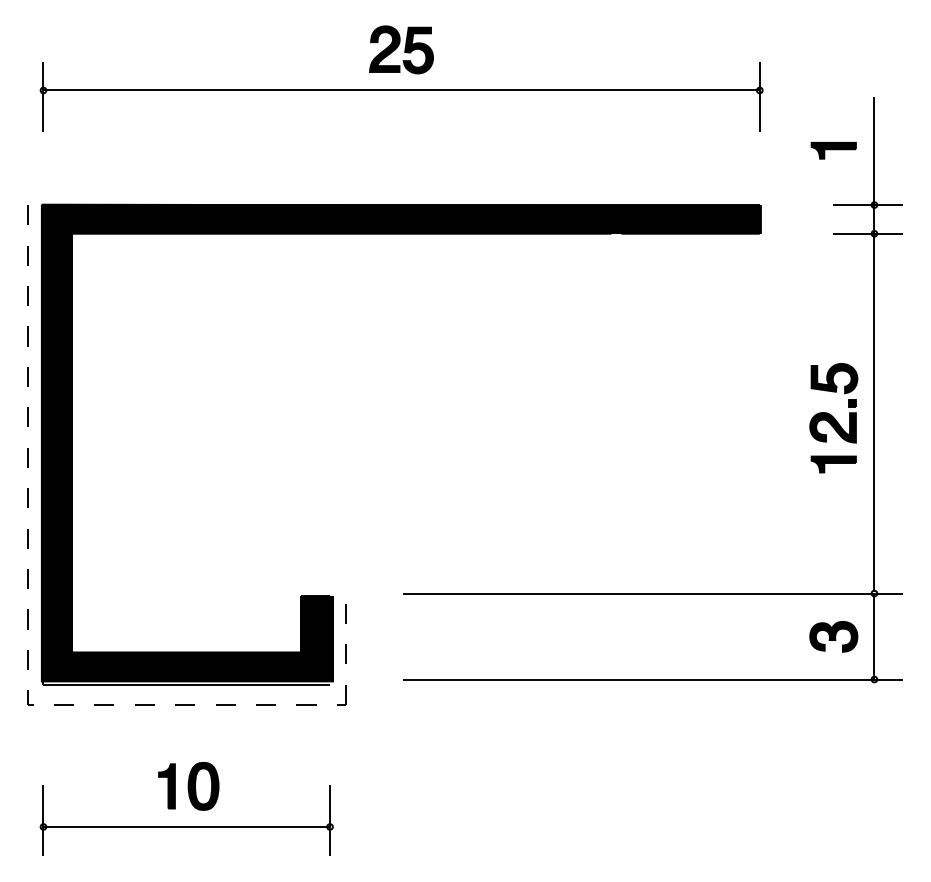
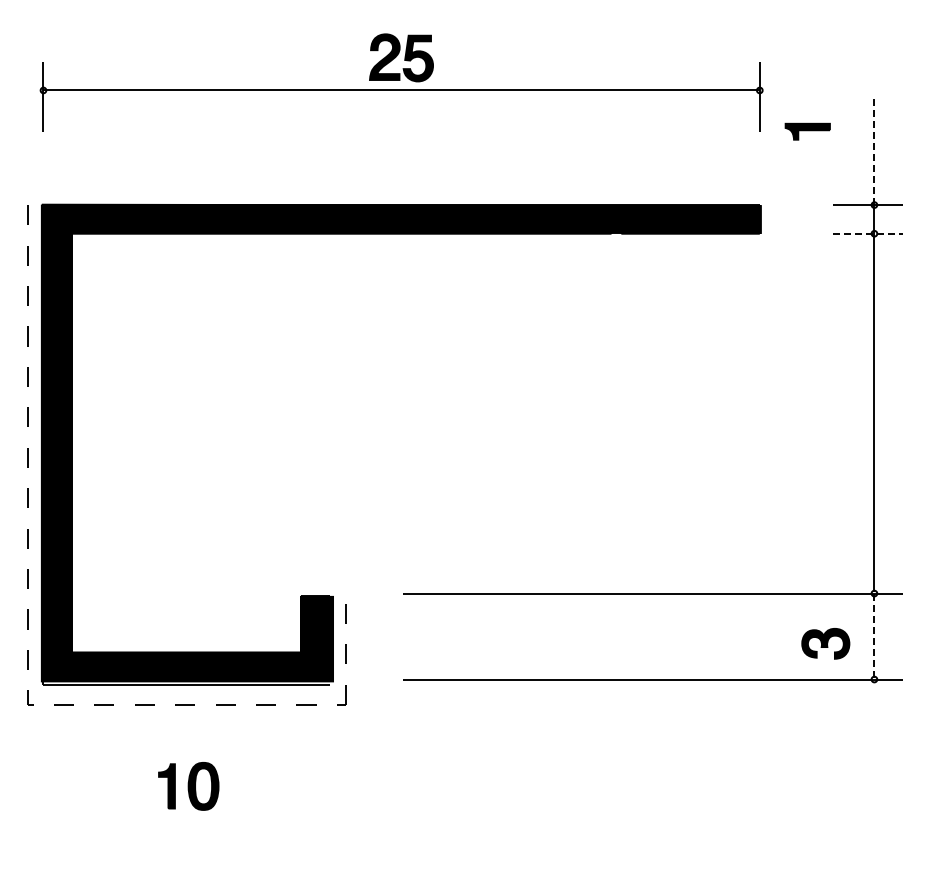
part position: (401, 49) -> (401, 57) (401, 57)
part position: (833, 150) -> (807, 131) (807, 131)
line: solid -> dashed (874, 150)
line: solid -> dashed (868, 233)
part: present -> none (833, 418)
part position: (833, 636) -> (825, 643) (825, 643)
line: solid -> dashed (874, 636)
part: present -> none (186, 820)
